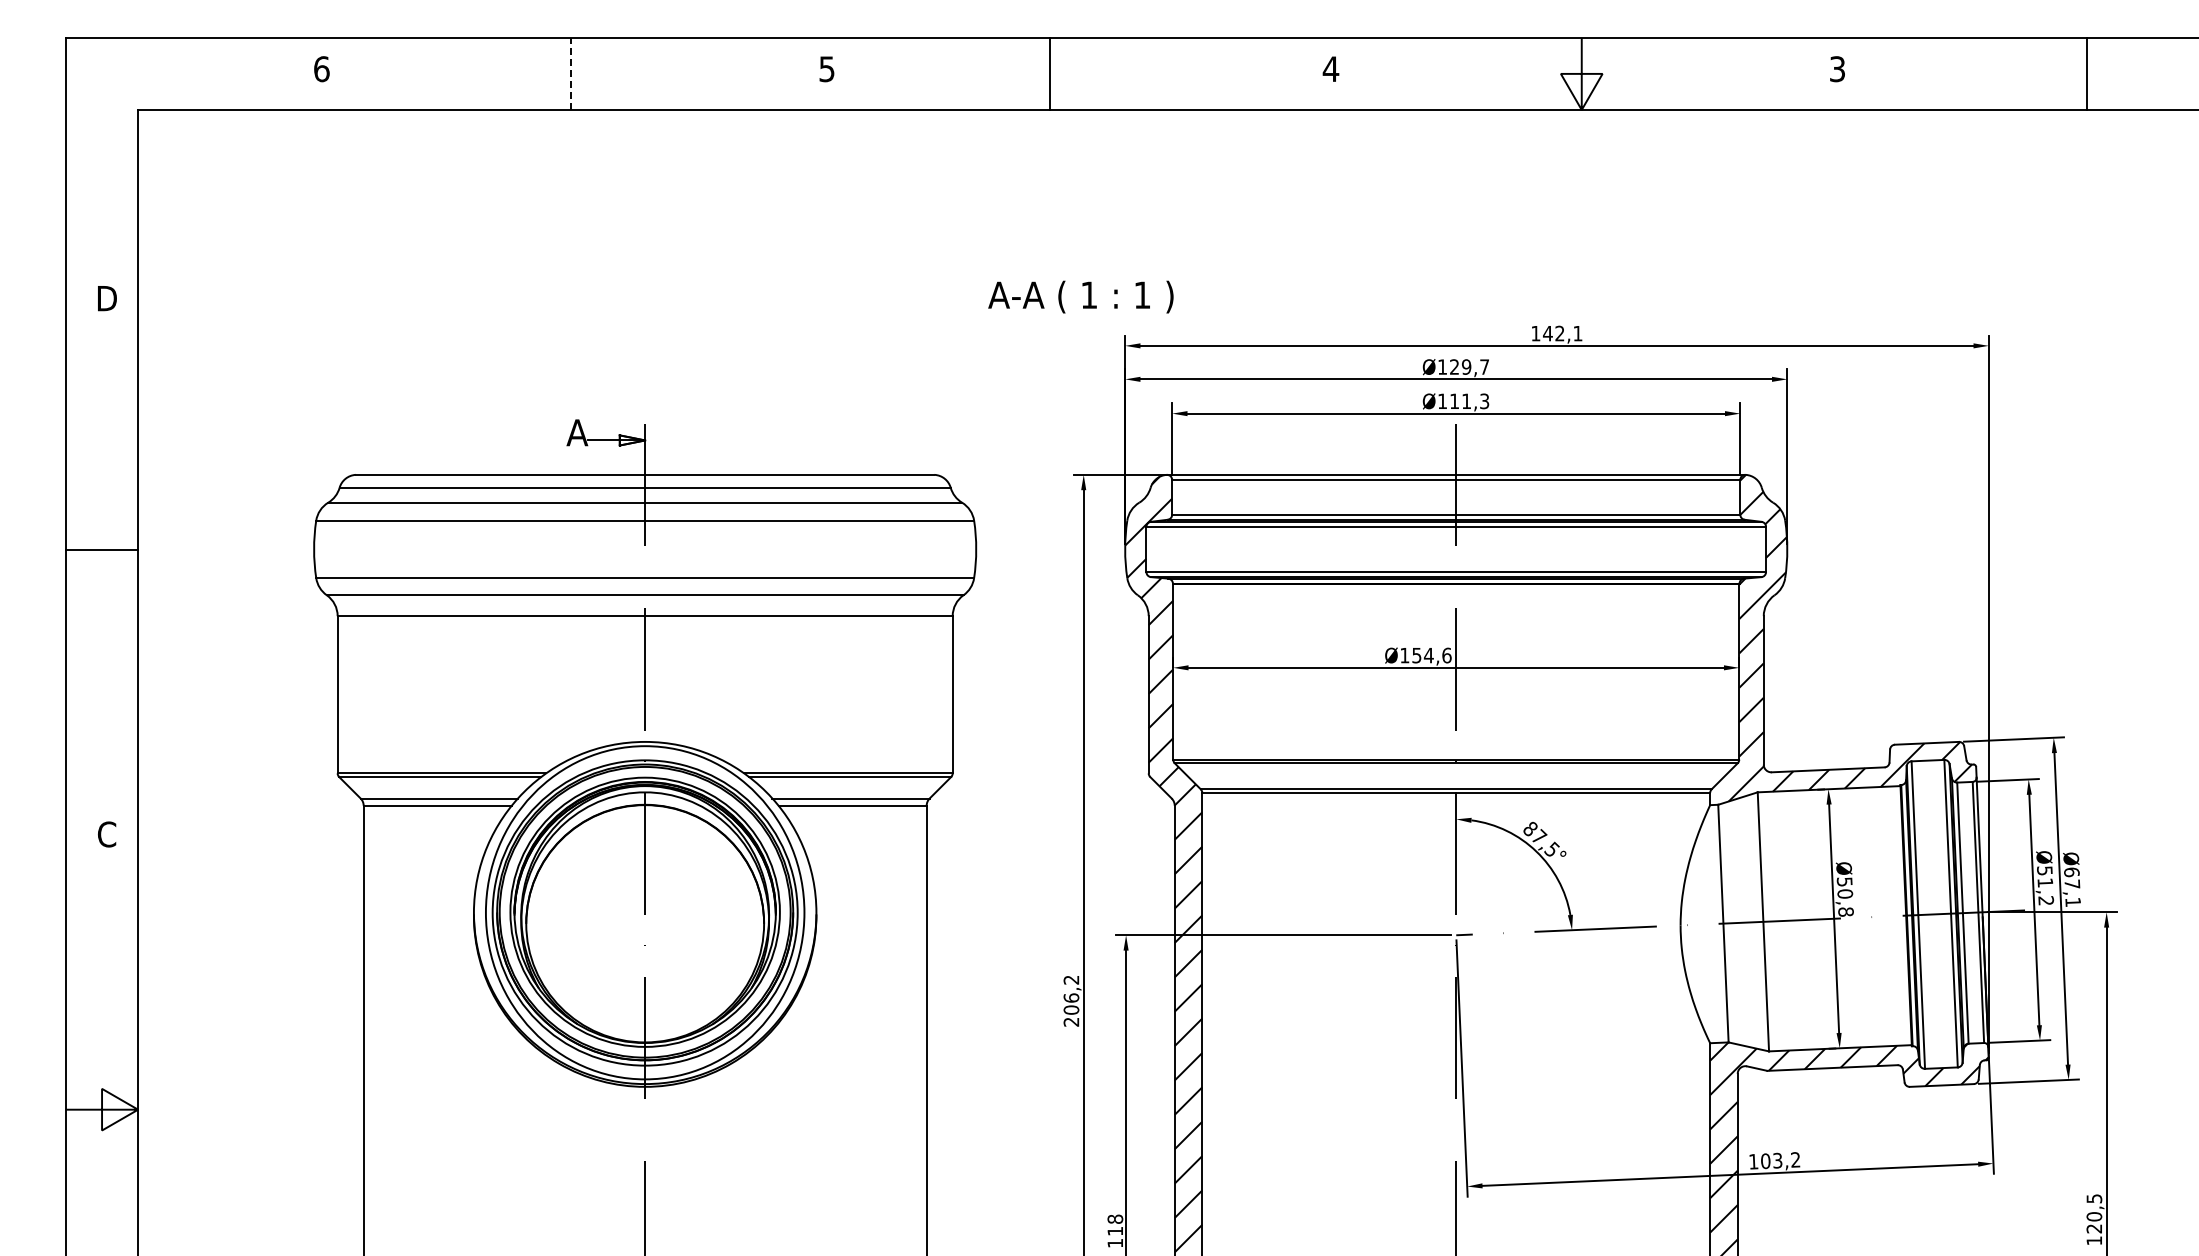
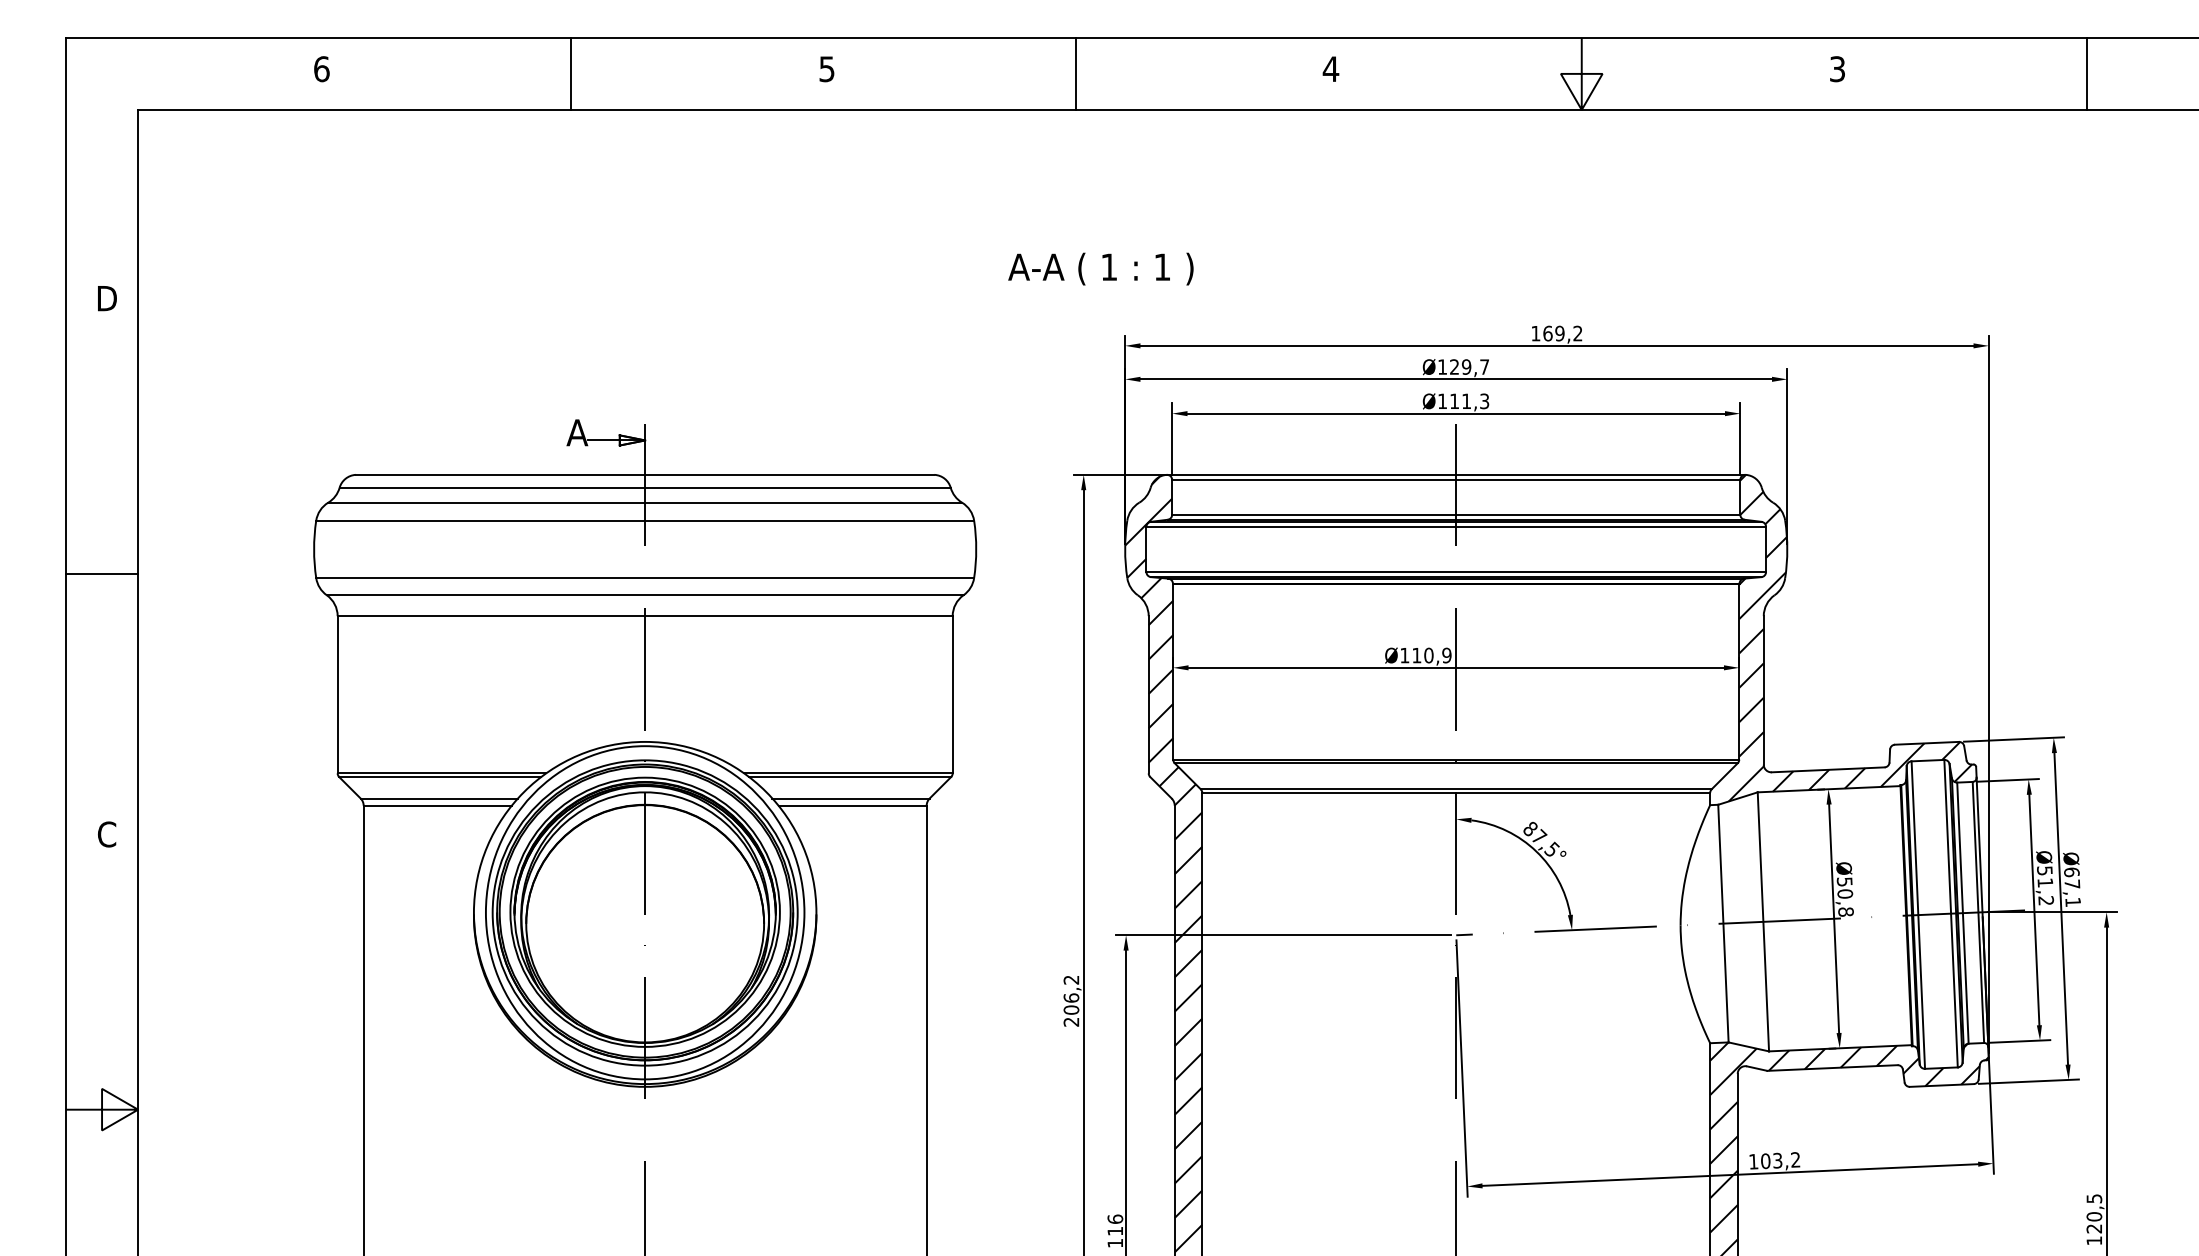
line: dashed -> solid (571, 73)
line position: (1050, 73) -> (1076, 73) (1076, 73)
text position: (1080, 296) -> (1100, 268) (1100, 268)
text: 142,1 -> 169,2 (1562, 333)
line position: (101, 549) -> (101, 573) (101, 573)
text: Ø154,6 -> Ø110,9 (1431, 655)
text: 118 -> 116 (1115, 1218)
